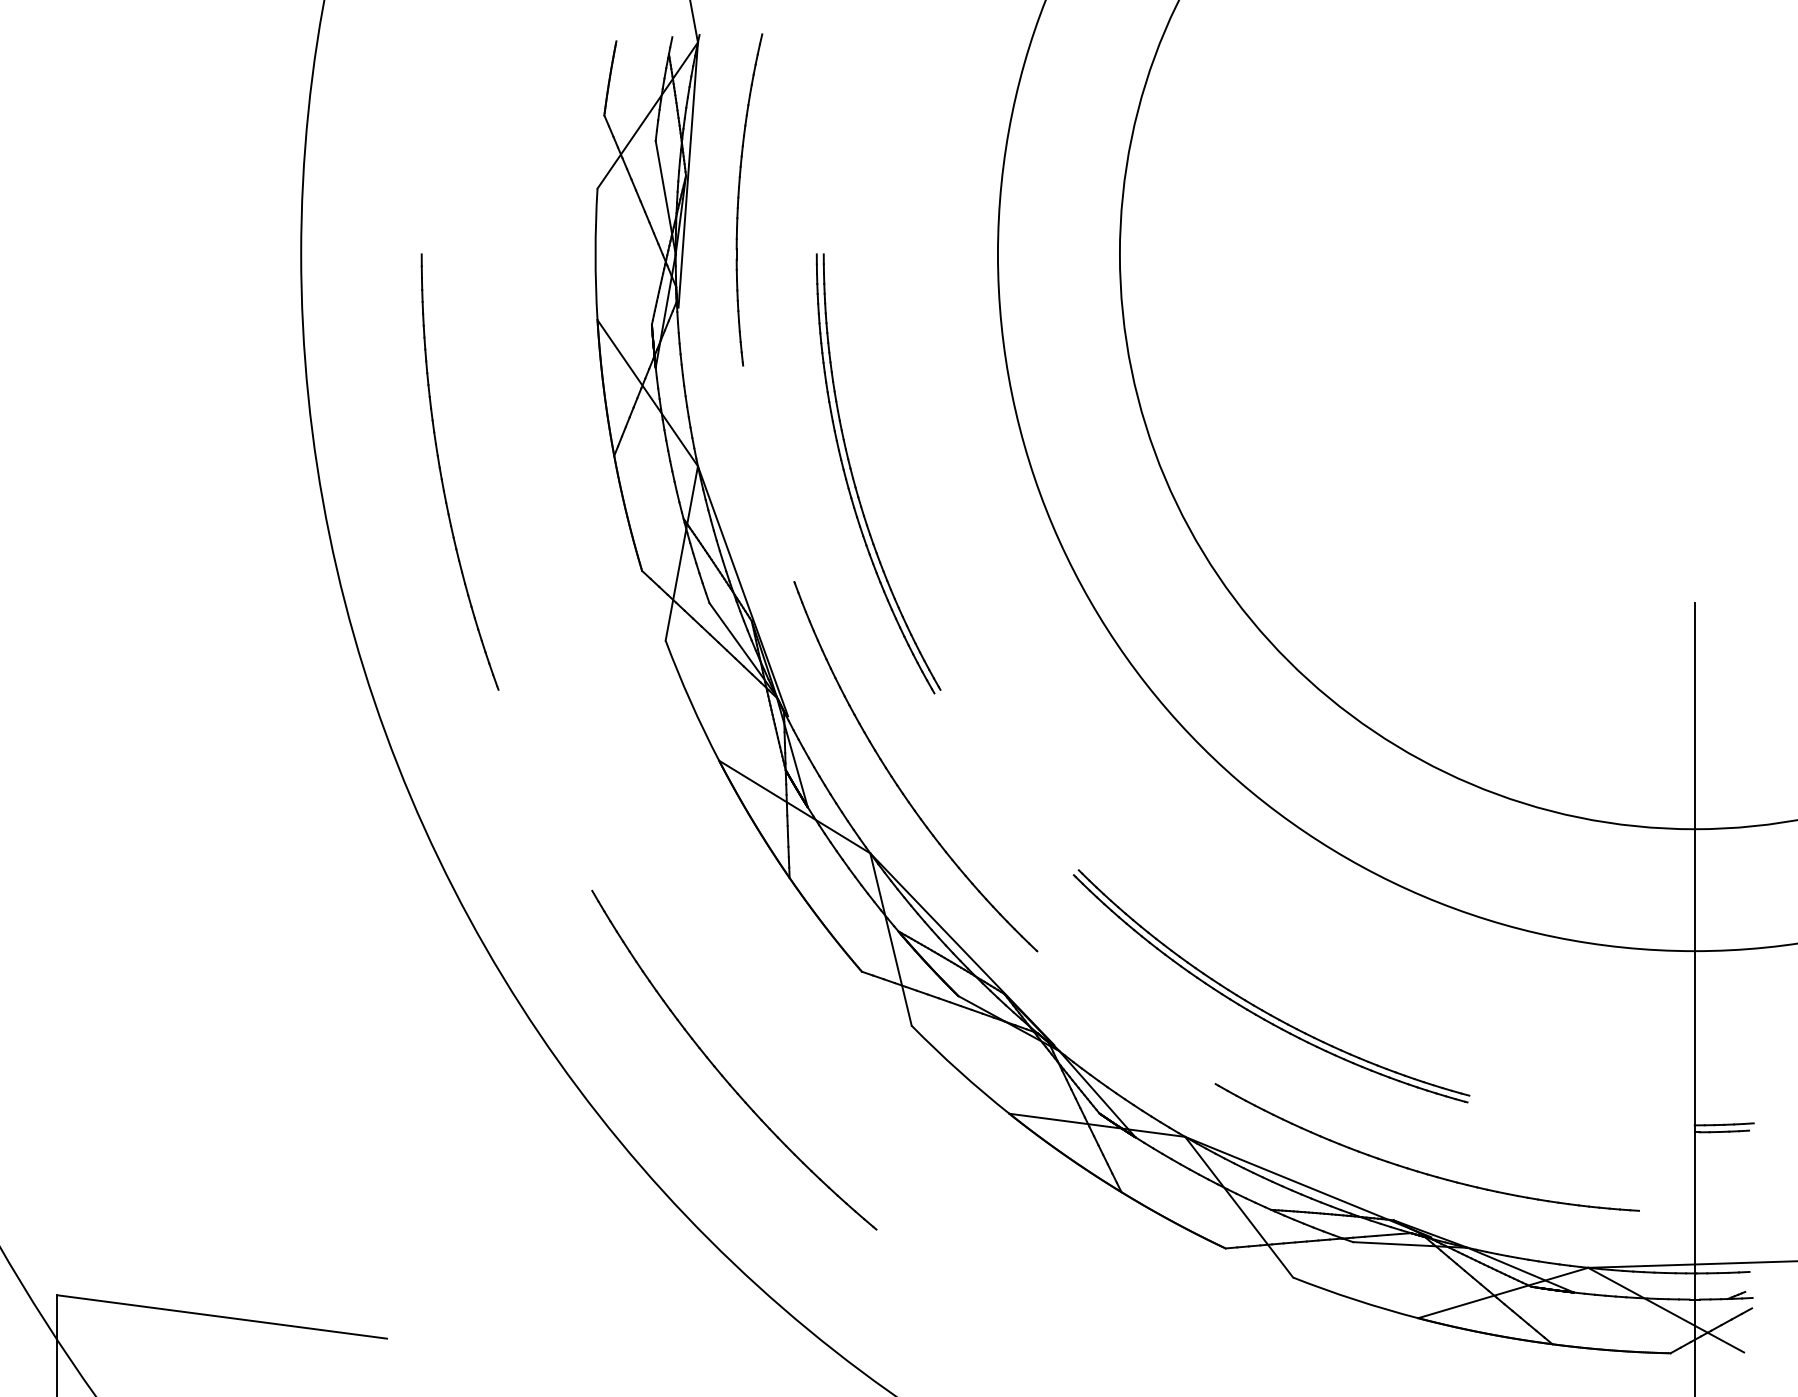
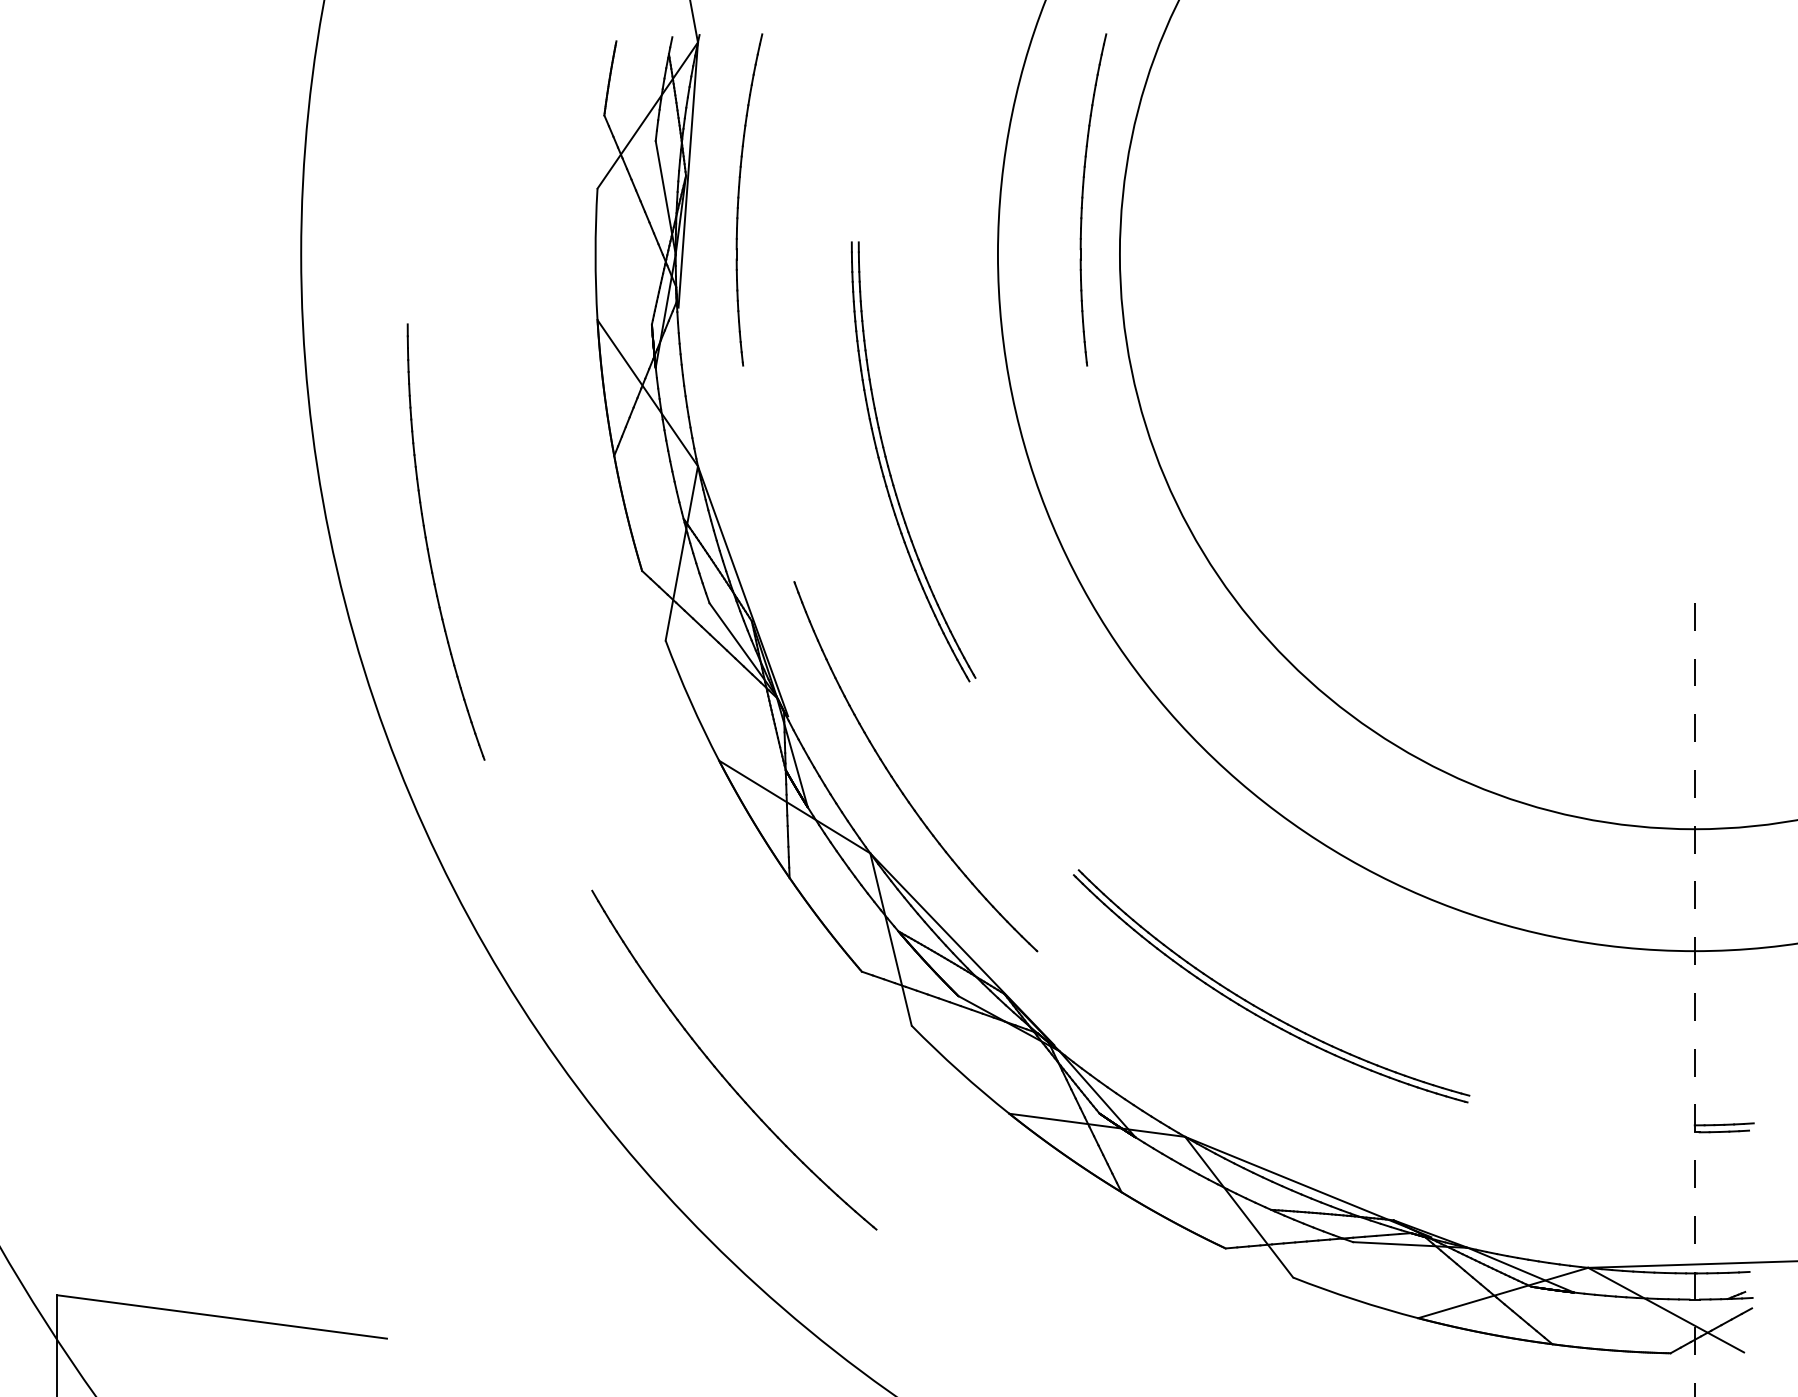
part: none -> present (1083, 199)
part position: (442, 476) -> (428, 546) (428, 546)
part position: (854, 478) -> (889, 466) (889, 466)
line: solid -> dashed (1694, 999)
part: present -> none (1418, 1170)
